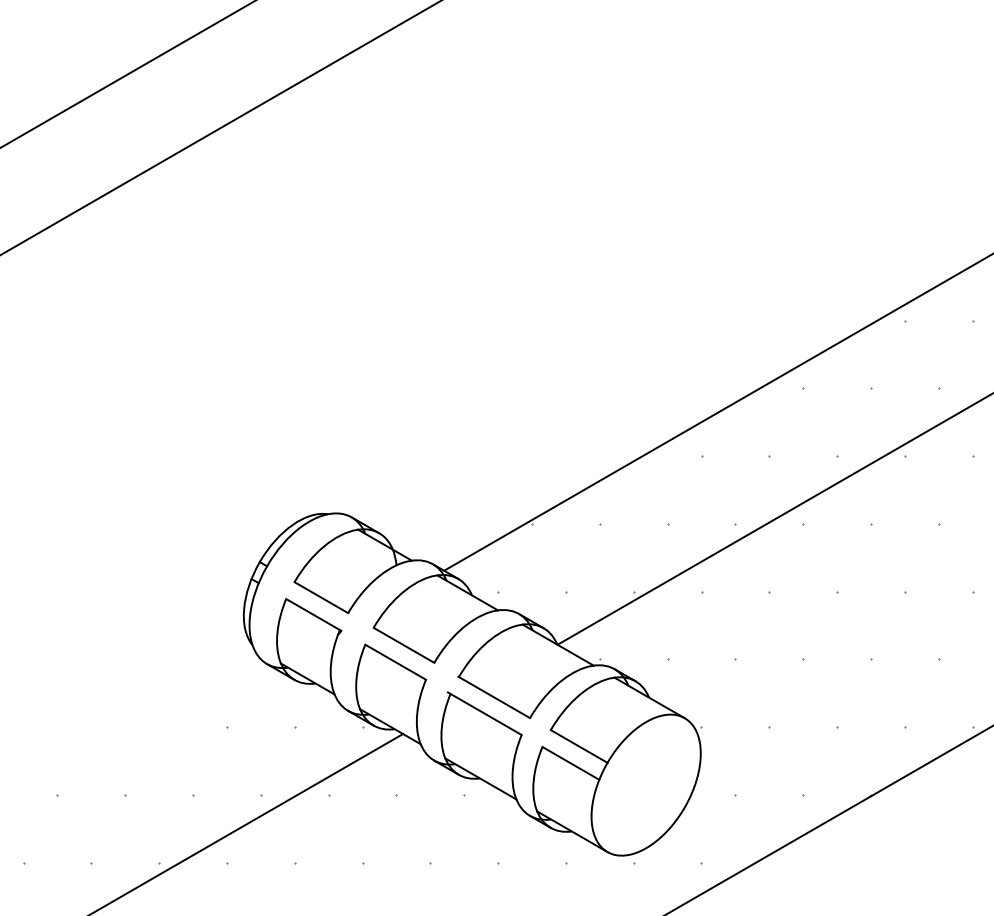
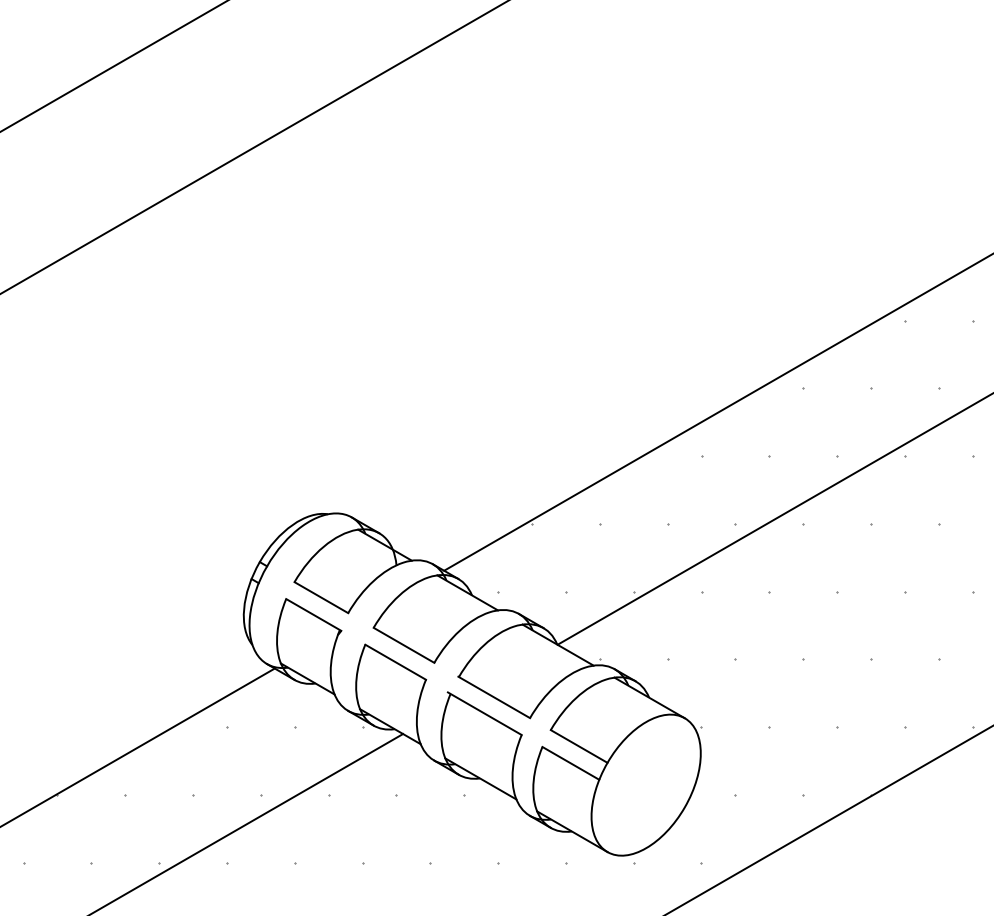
line position: (127, 74) -> (113, 66) (113, 66)
line position: (220, 127) -> (253, 147) (253, 147)
line: none -> present (138, 746)
